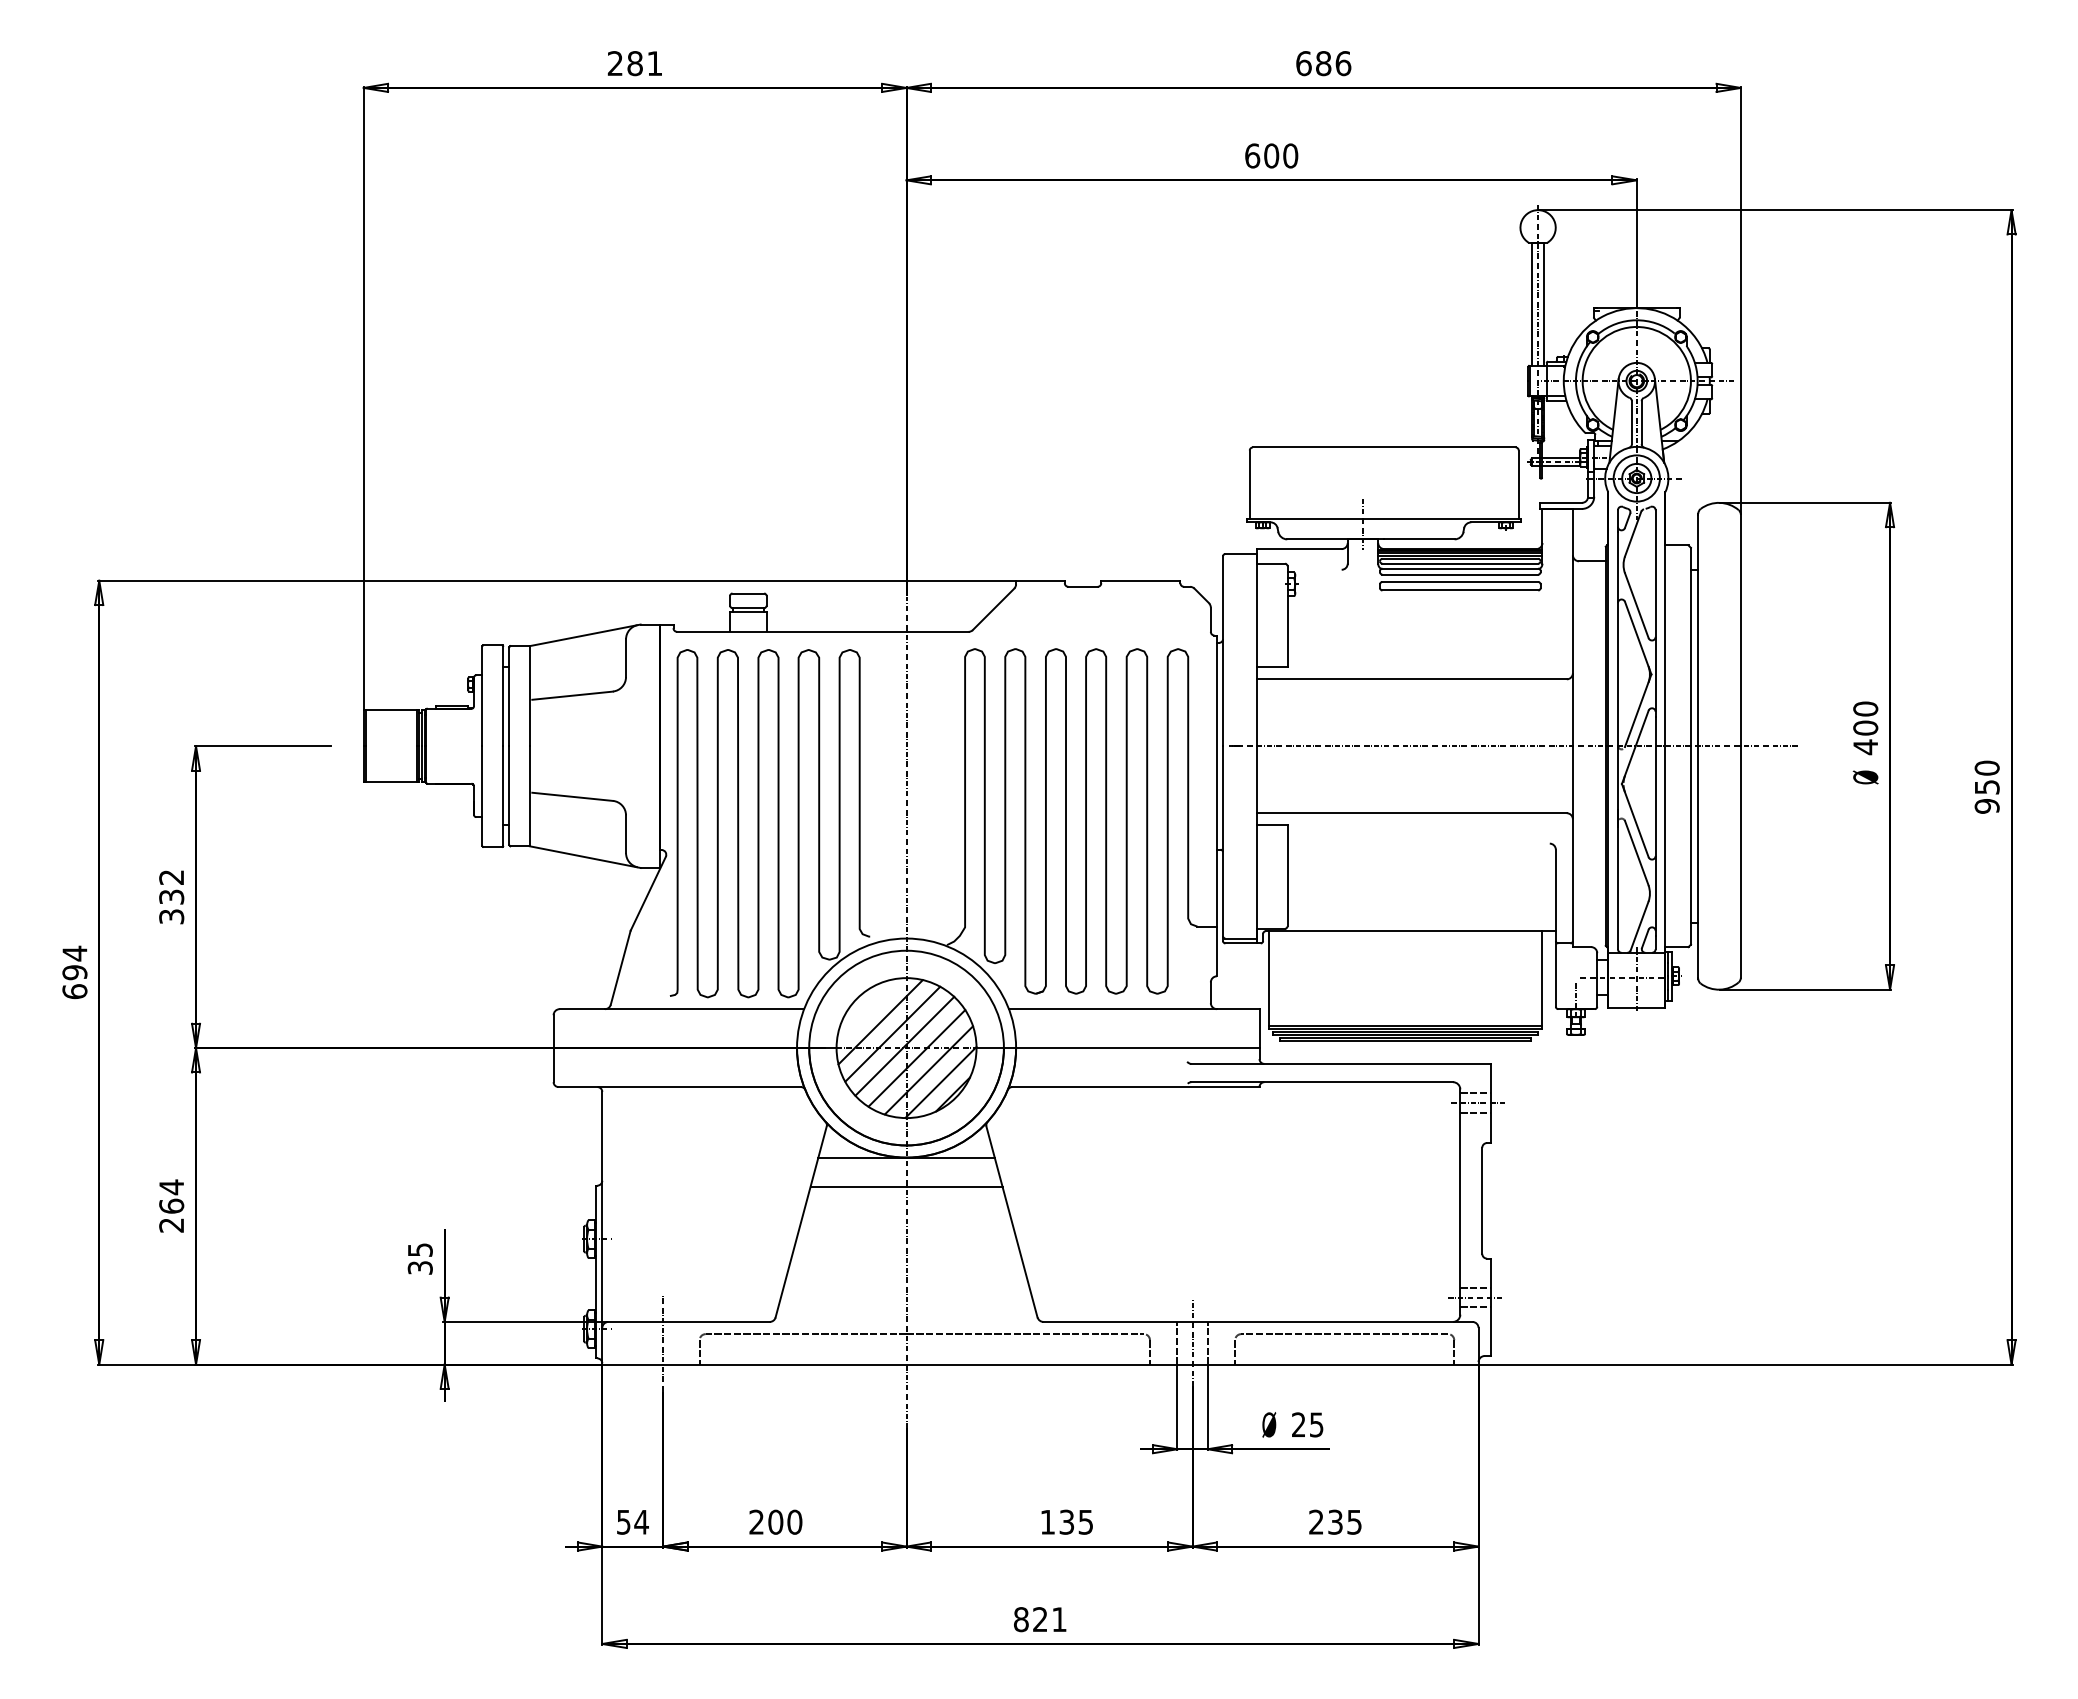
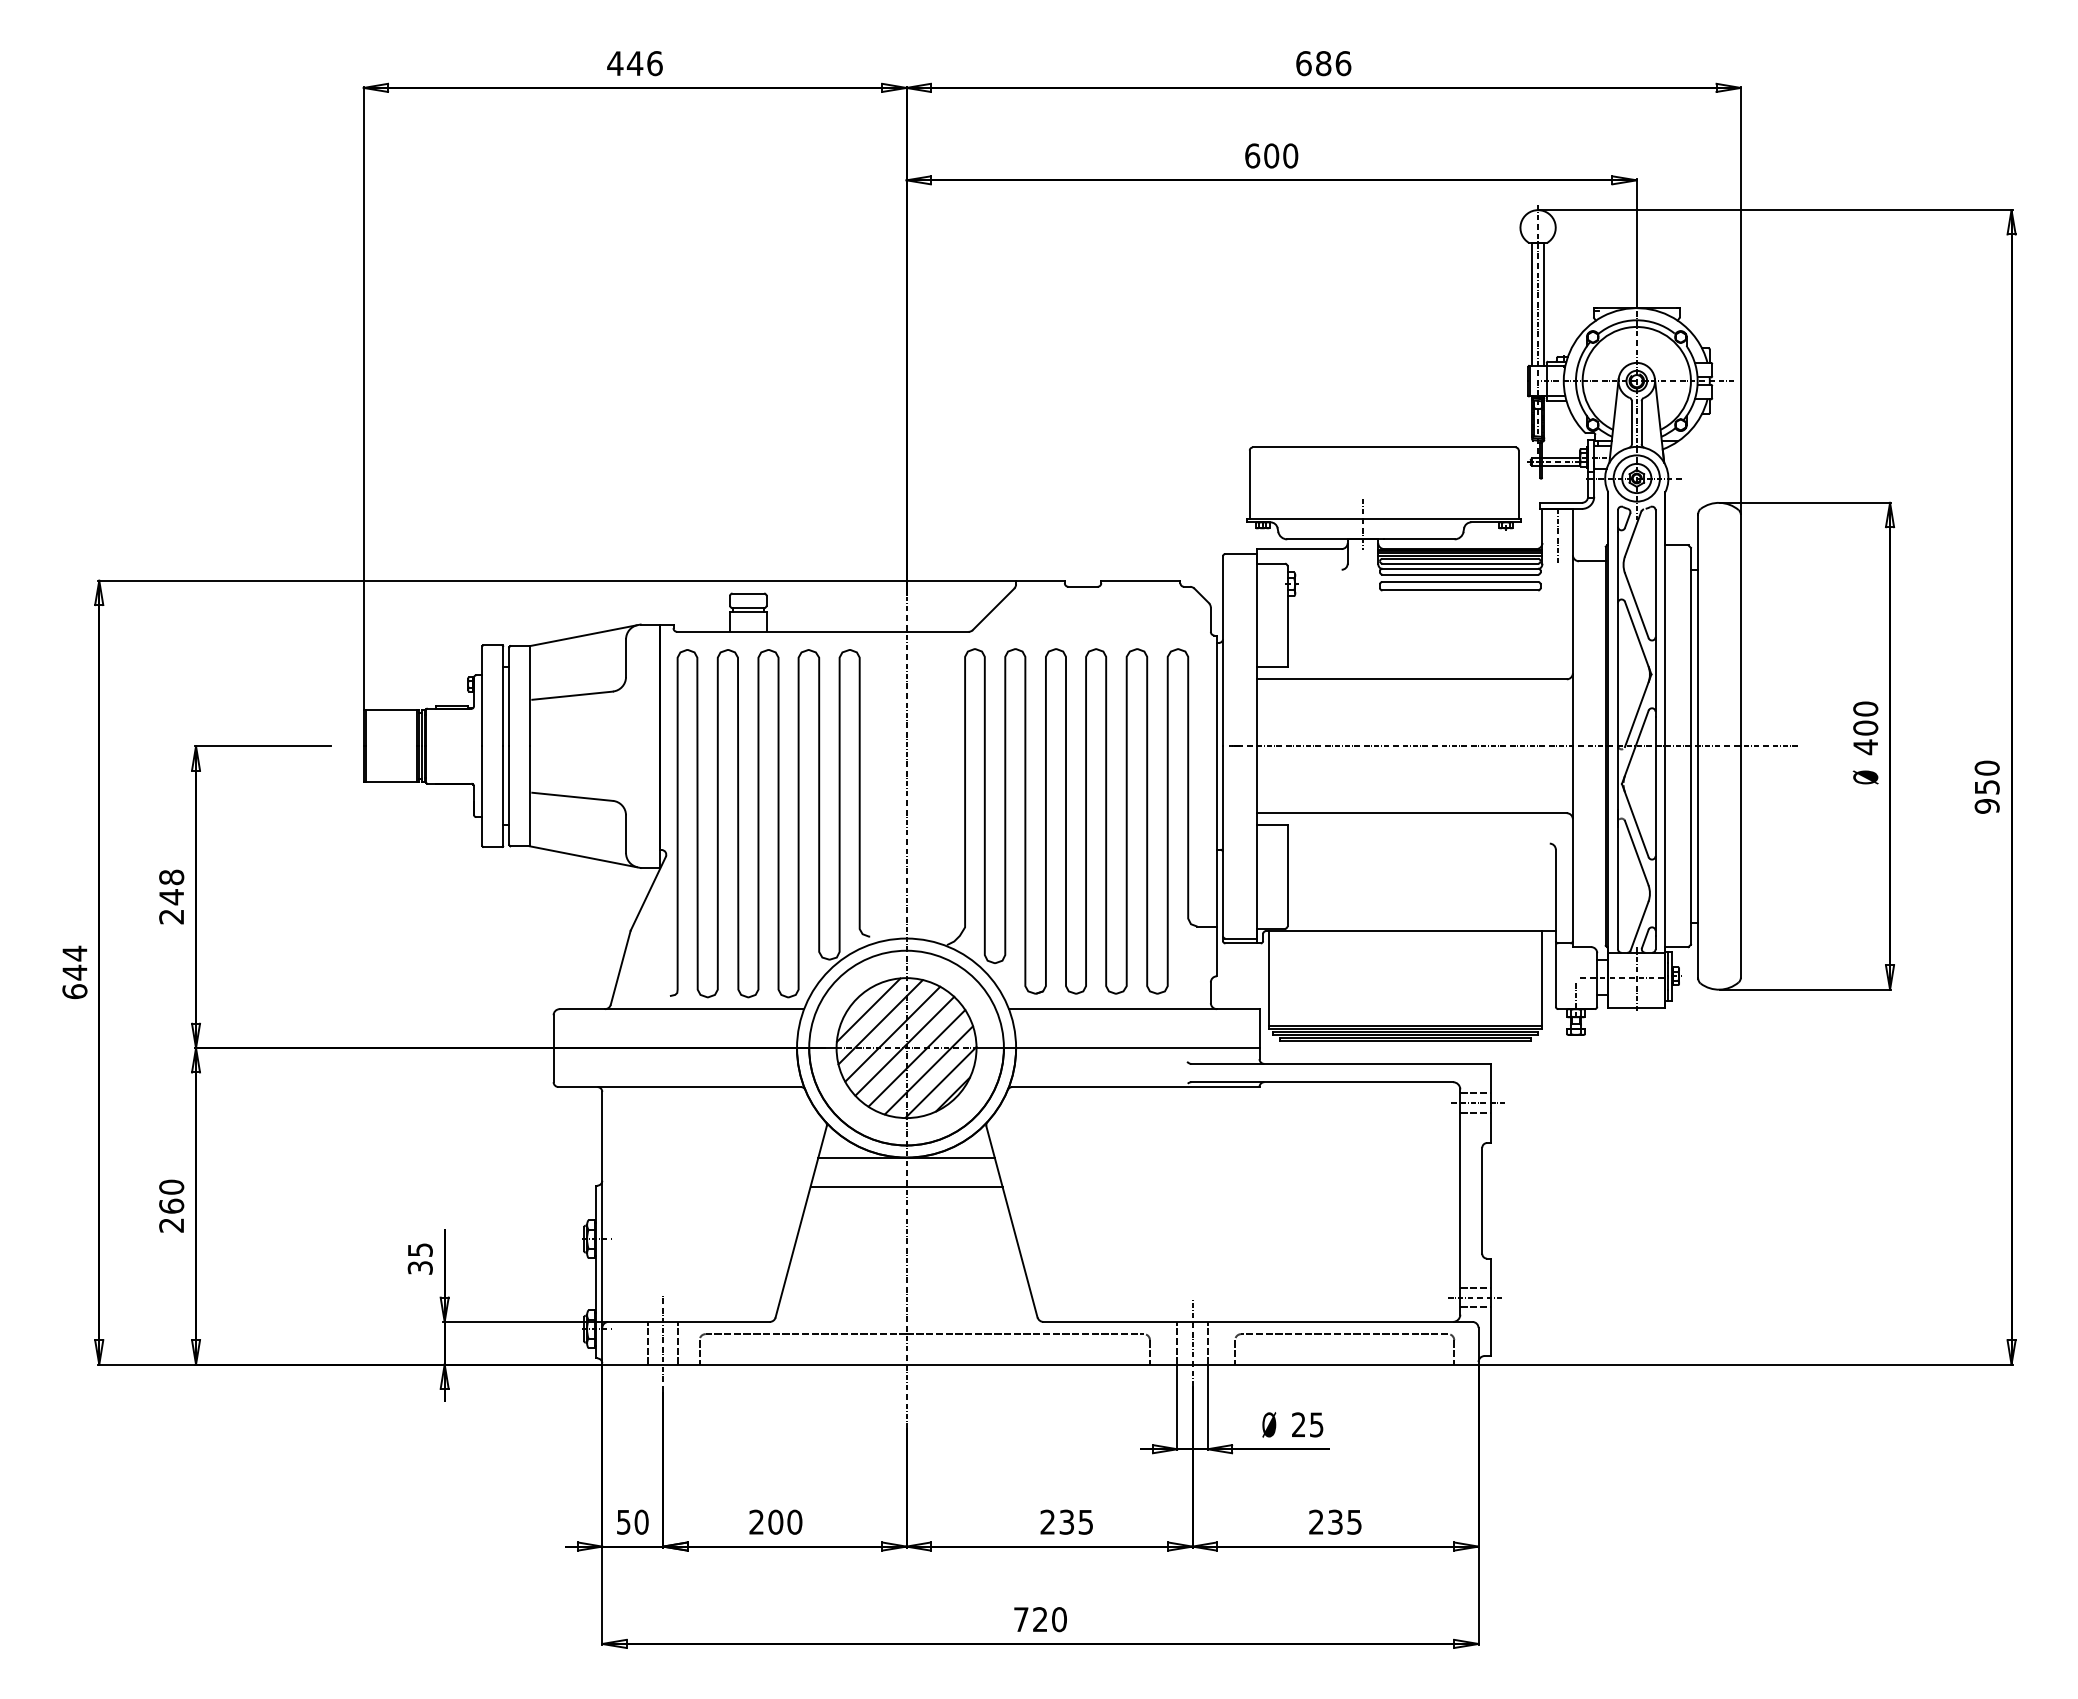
text: 281 -> 446 (634, 63)
line: none -> present (1557, 535)
text: 332 -> 248 (171, 896)
text: 694 -> 644 (74, 972)
line: none -> present (868, 1009)
text: 264 -> 260 (171, 1187)
line: none -> present (647, 1342)
line: none -> present (678, 1342)
text: 54 -> 50 (641, 1521)
text: 135 -> 235 (1047, 1521)
text: 821 -> 720 (1040, 1619)
